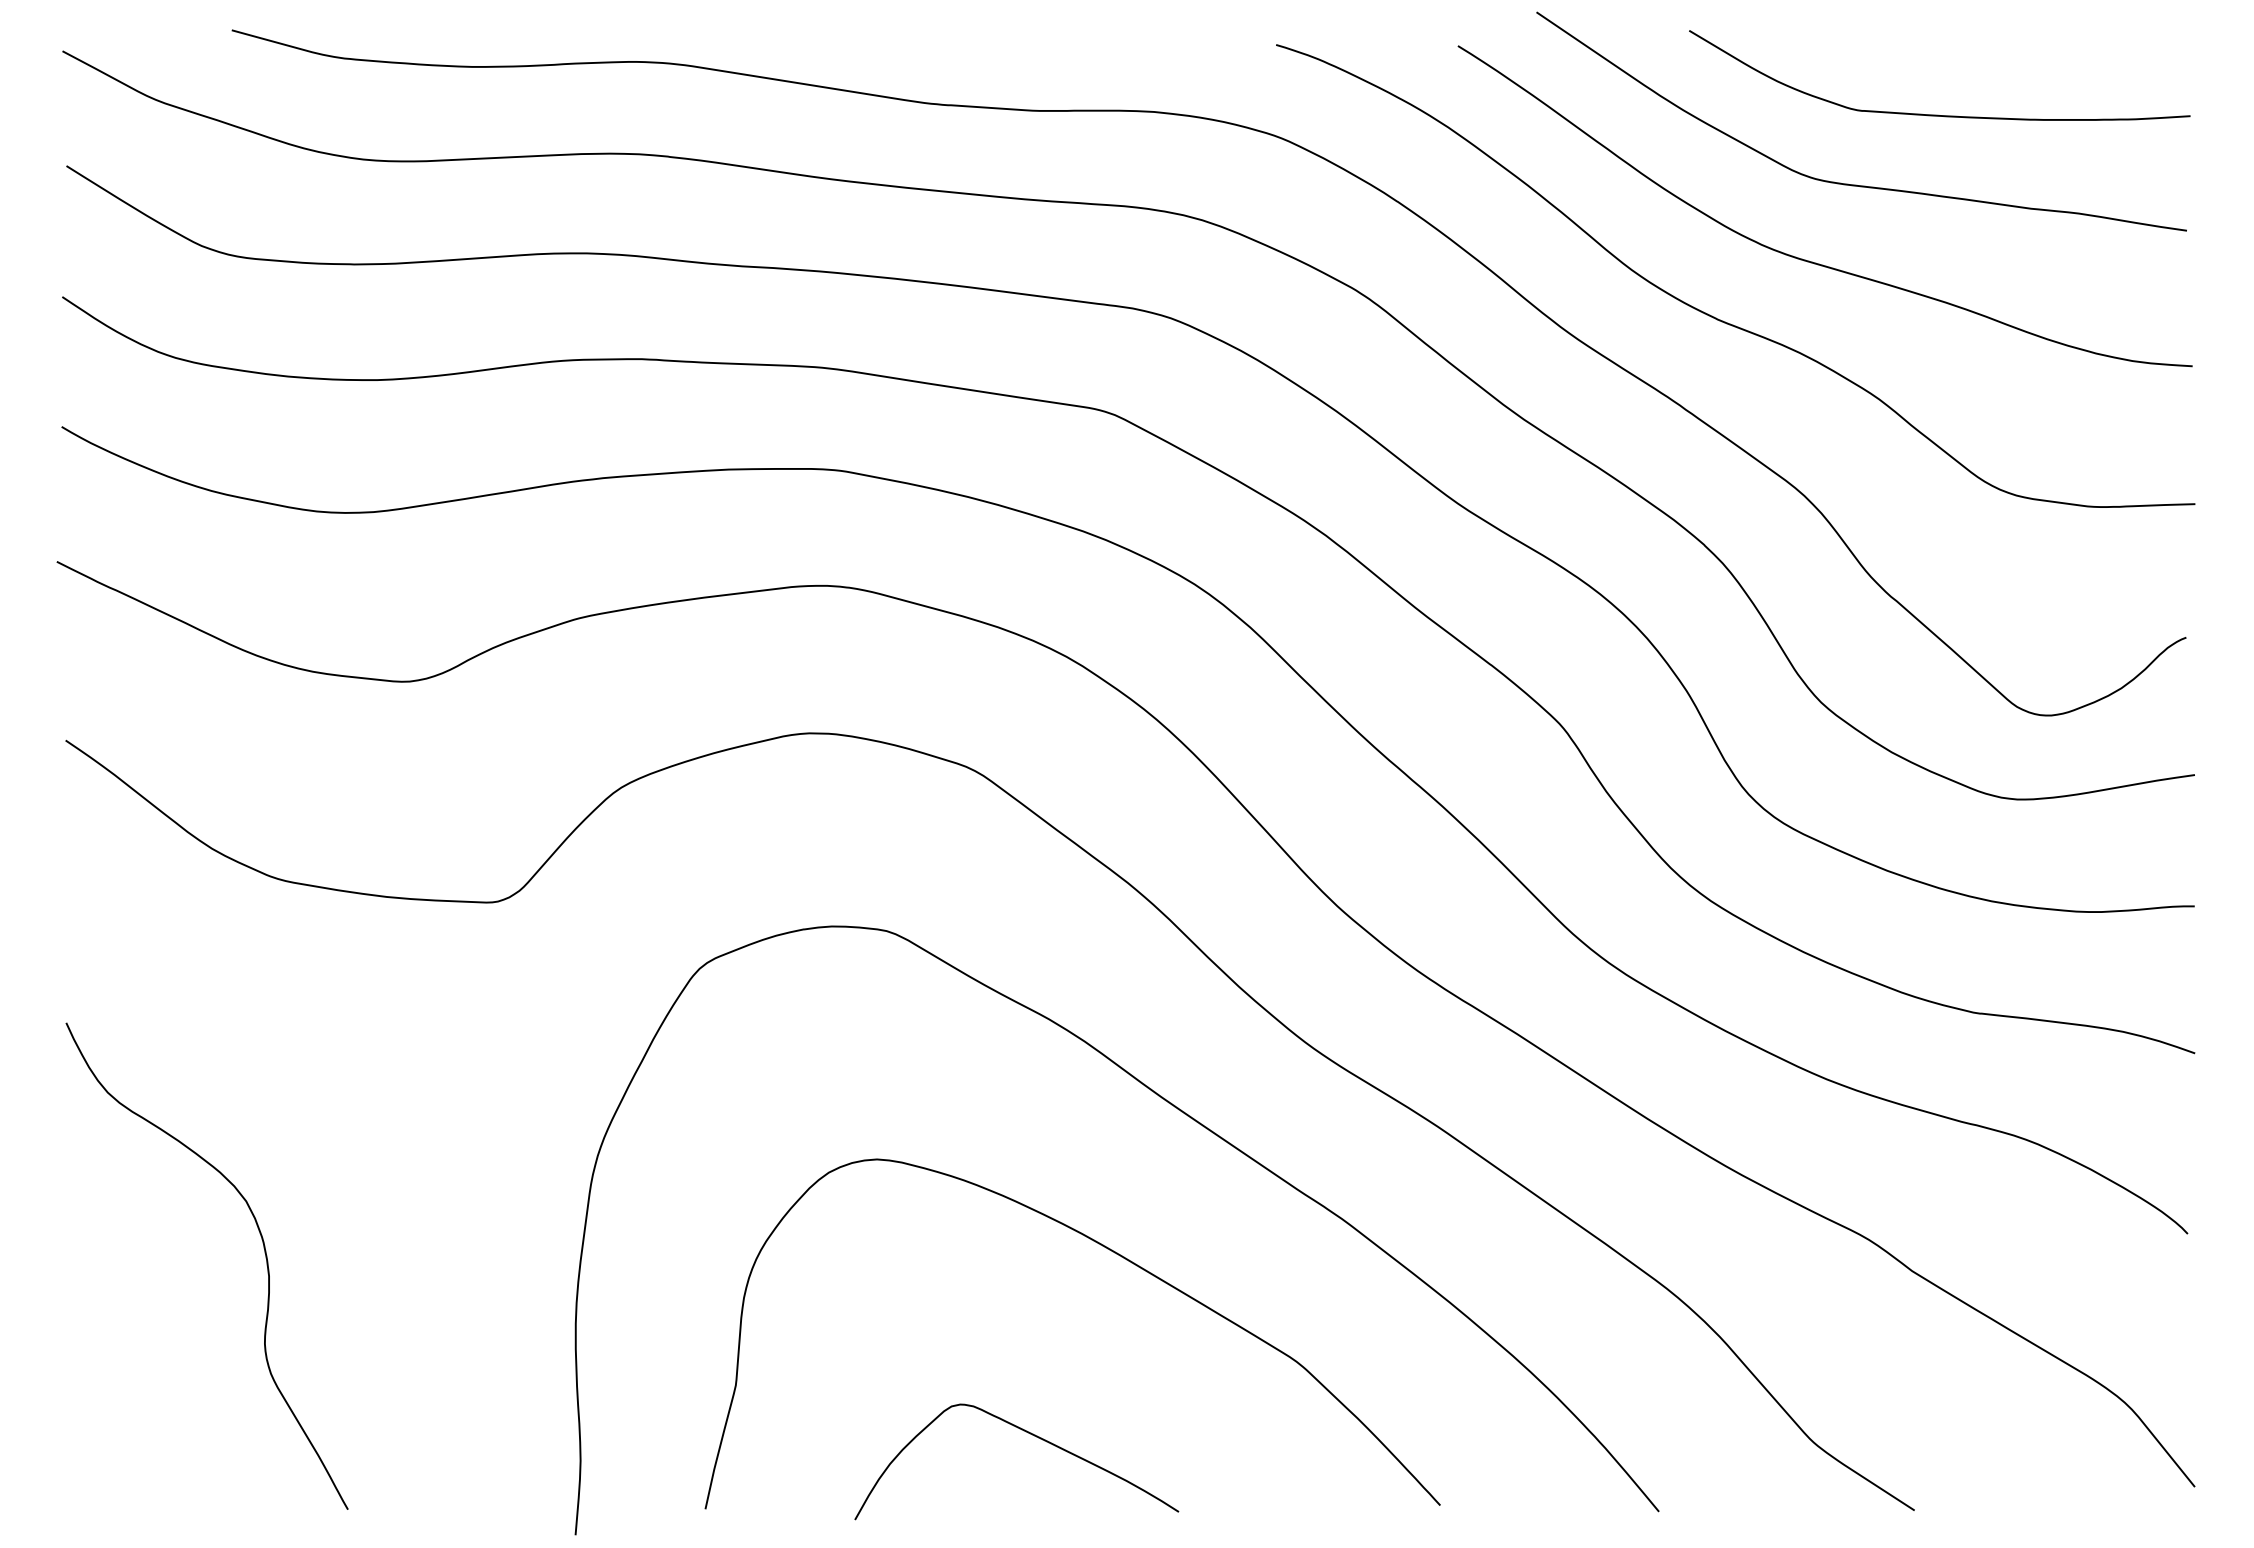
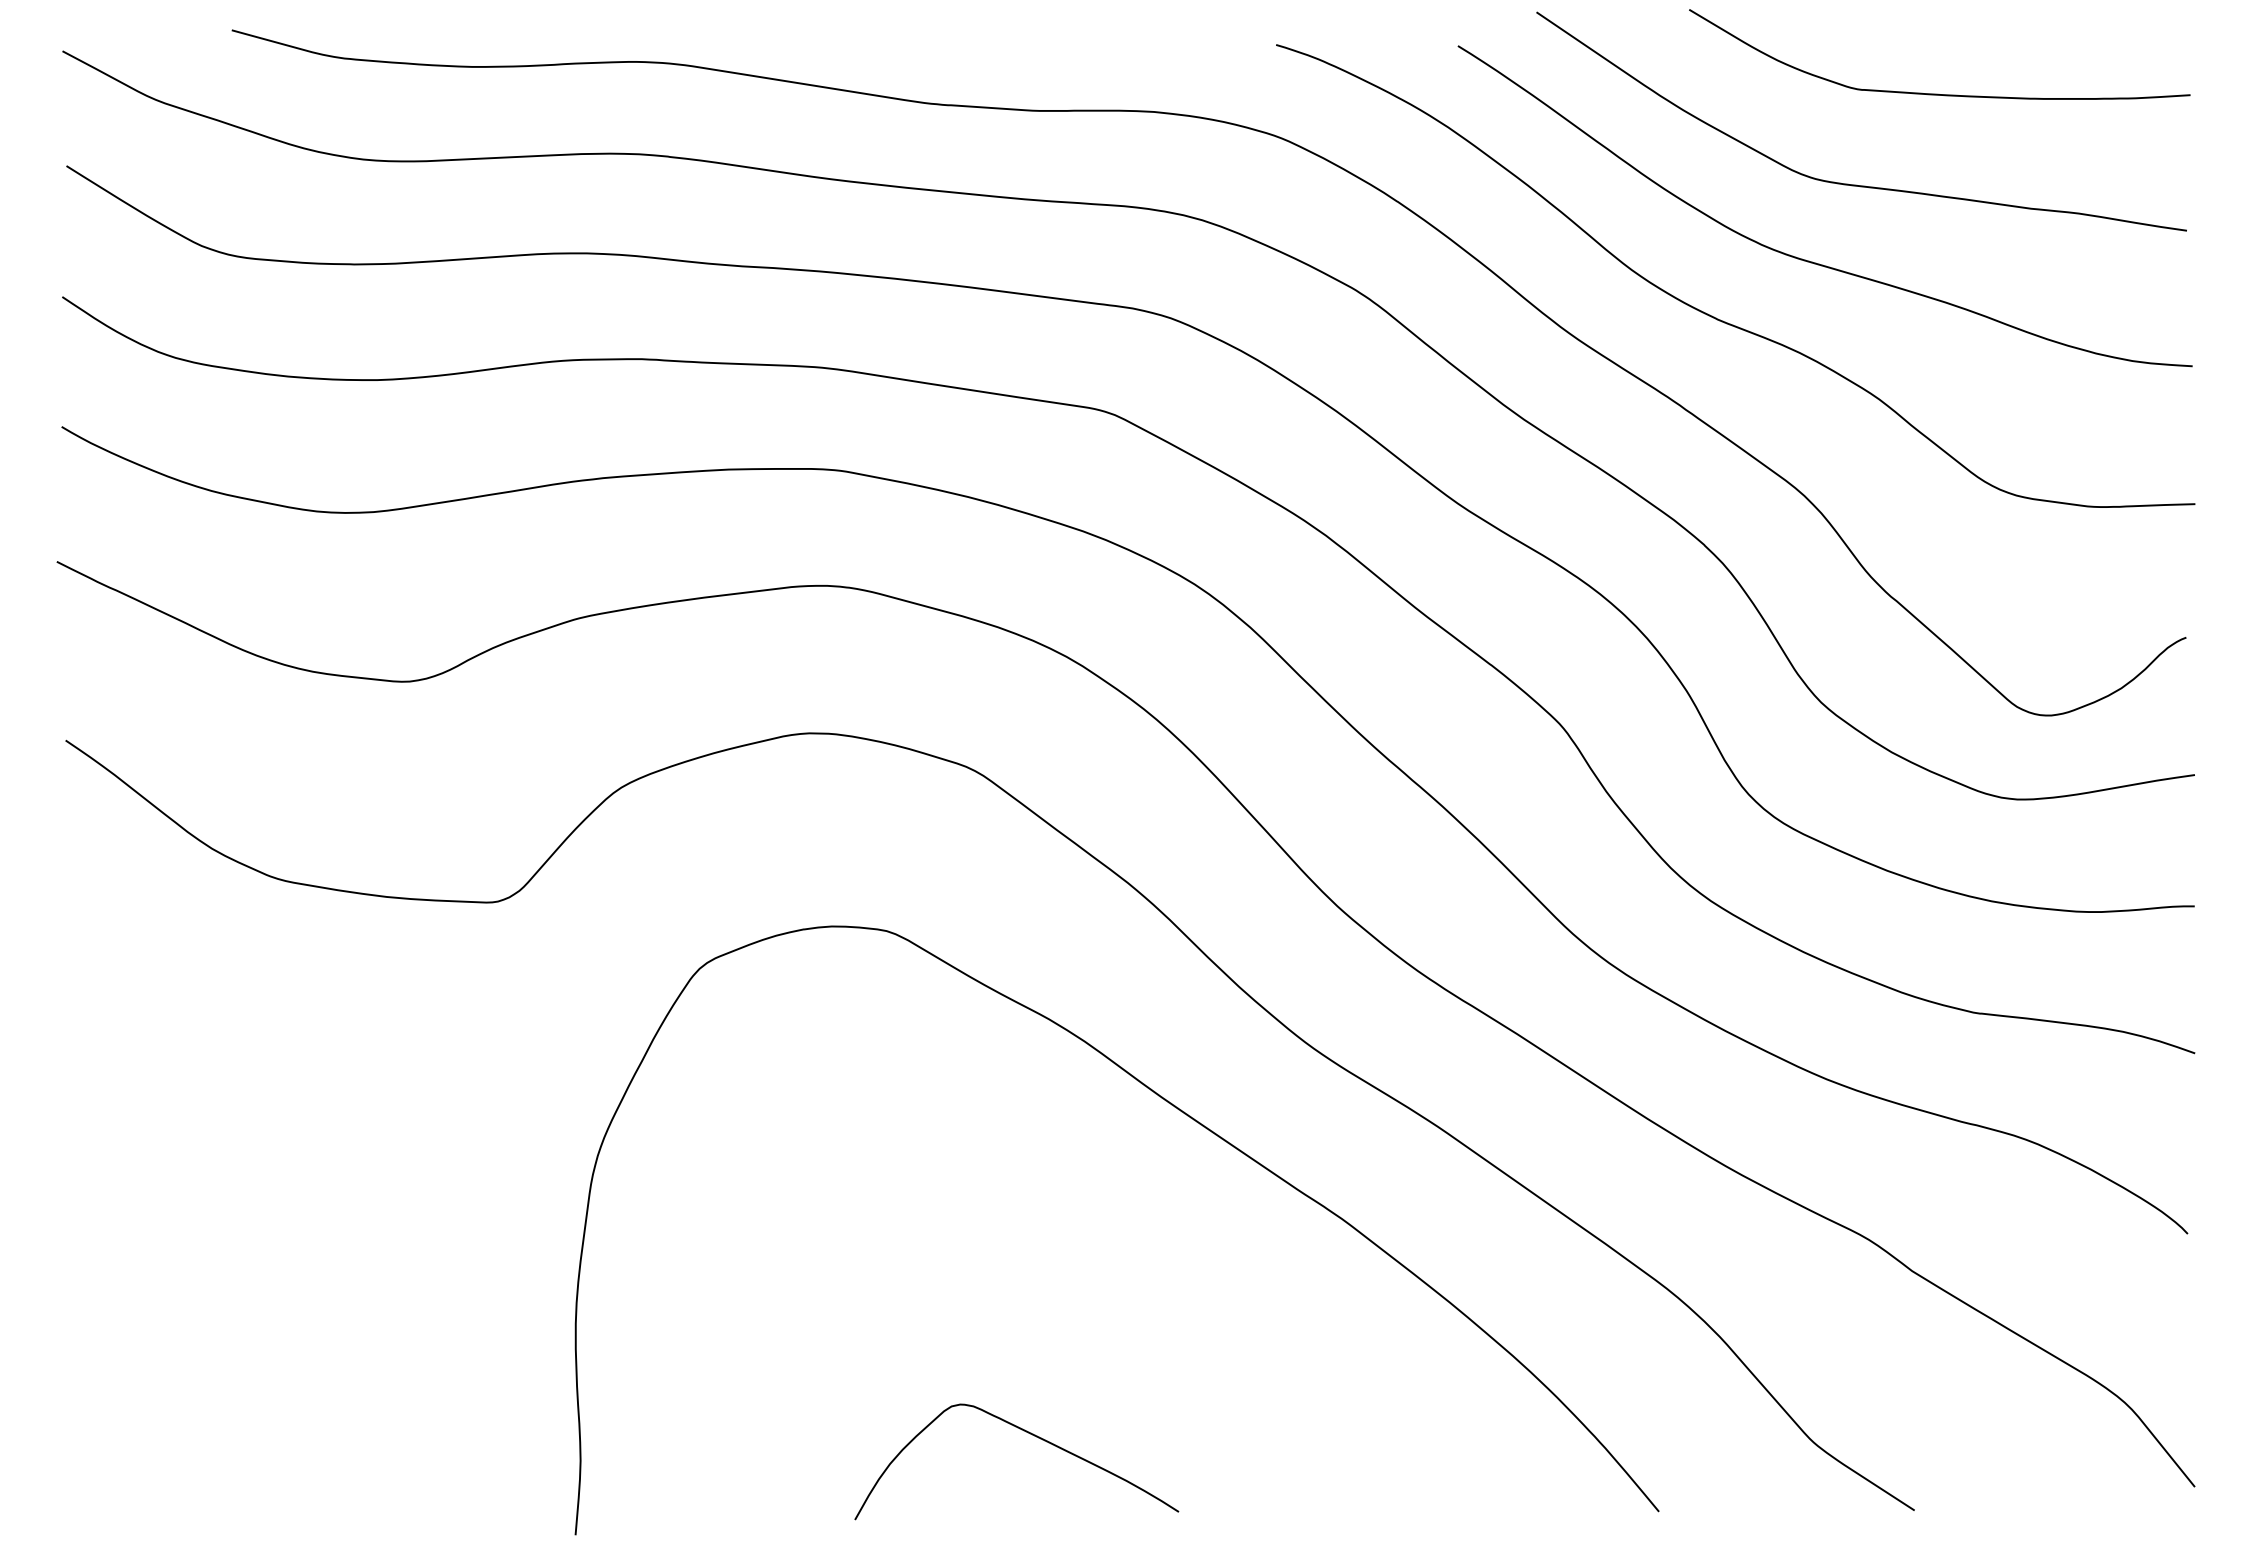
curve position: (1938, 114) -> (1938, 93) (1938, 93)
curve: present -> none (264, 1253)
curve: present -> none (1114, 1253)
